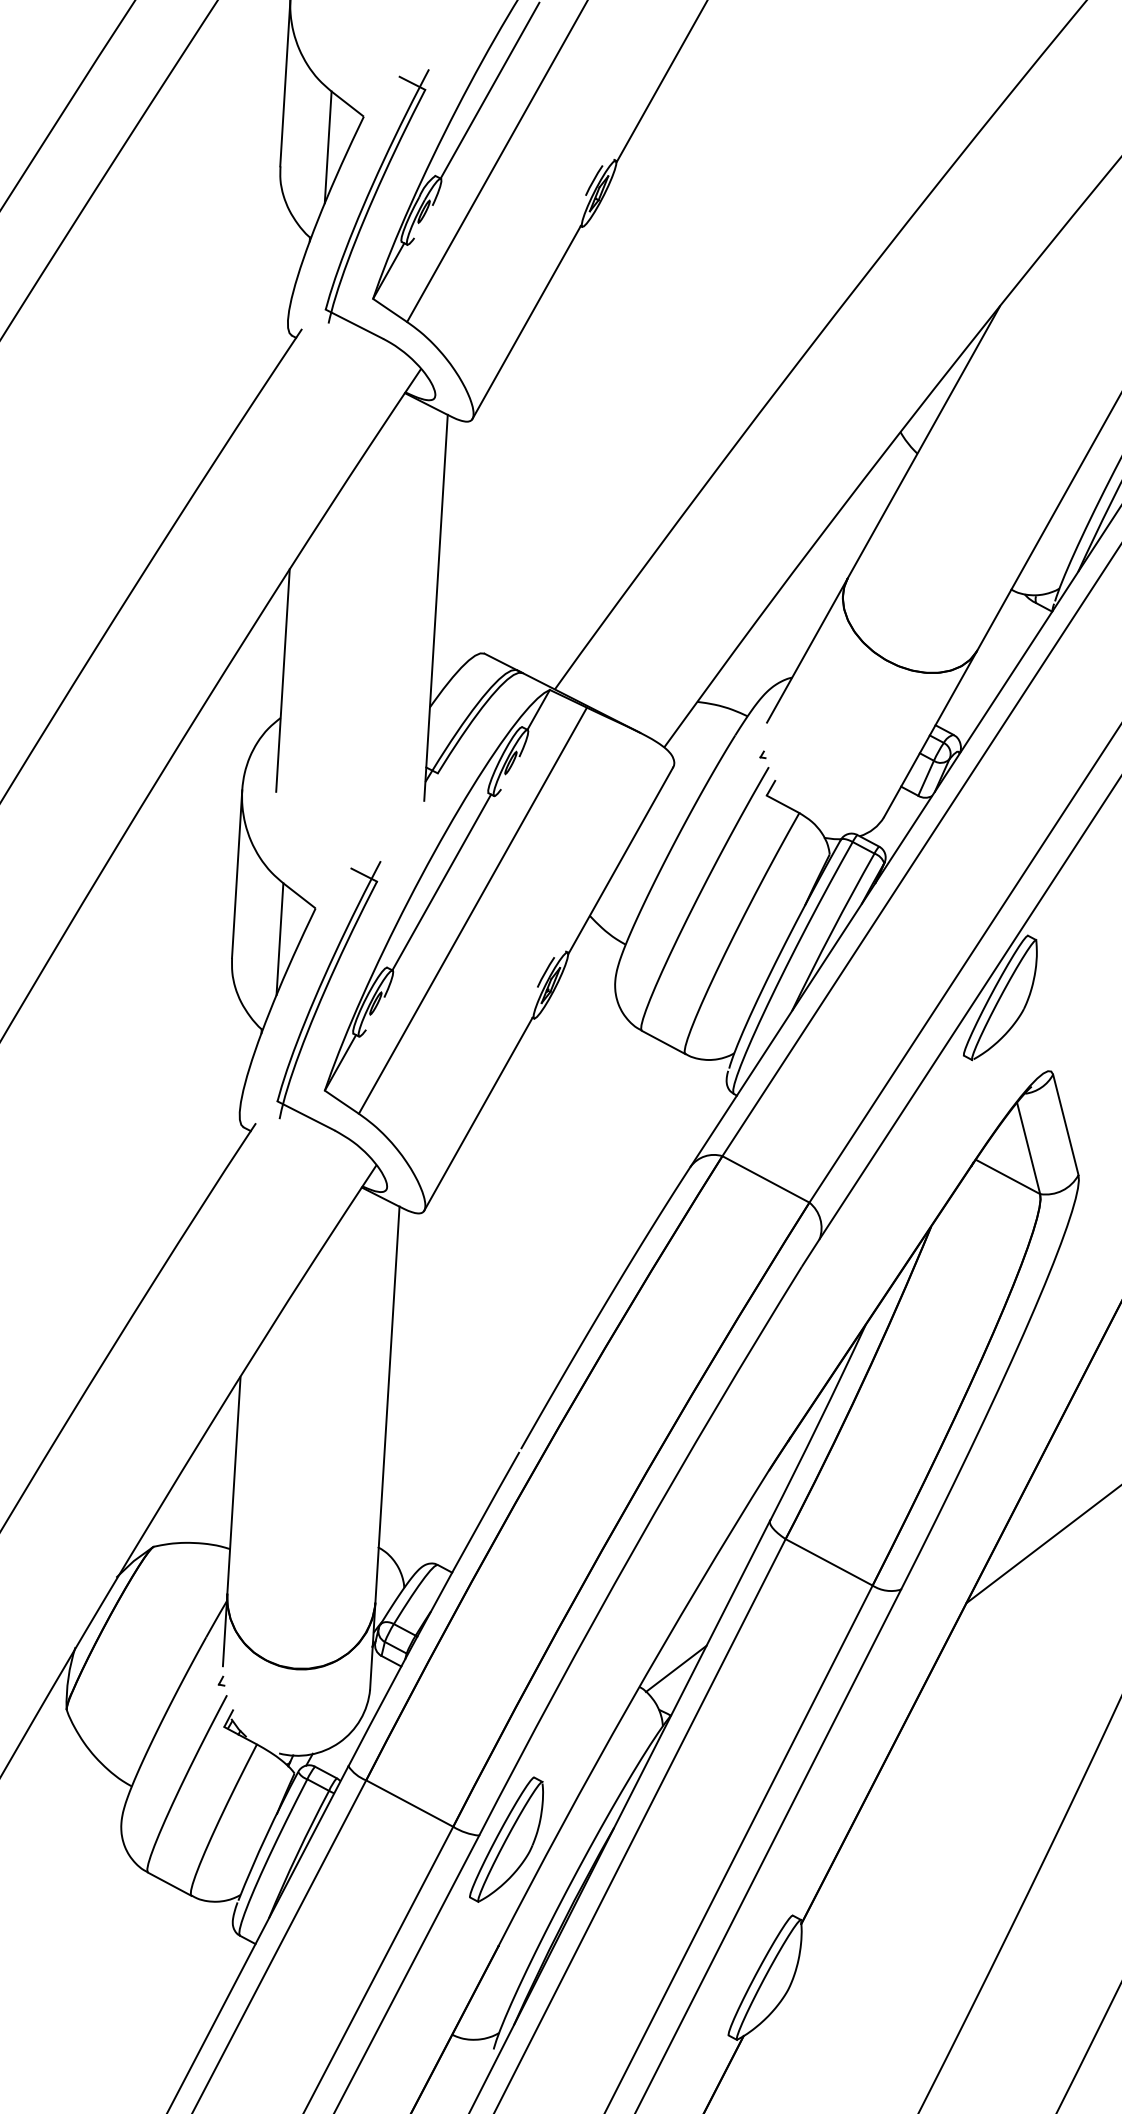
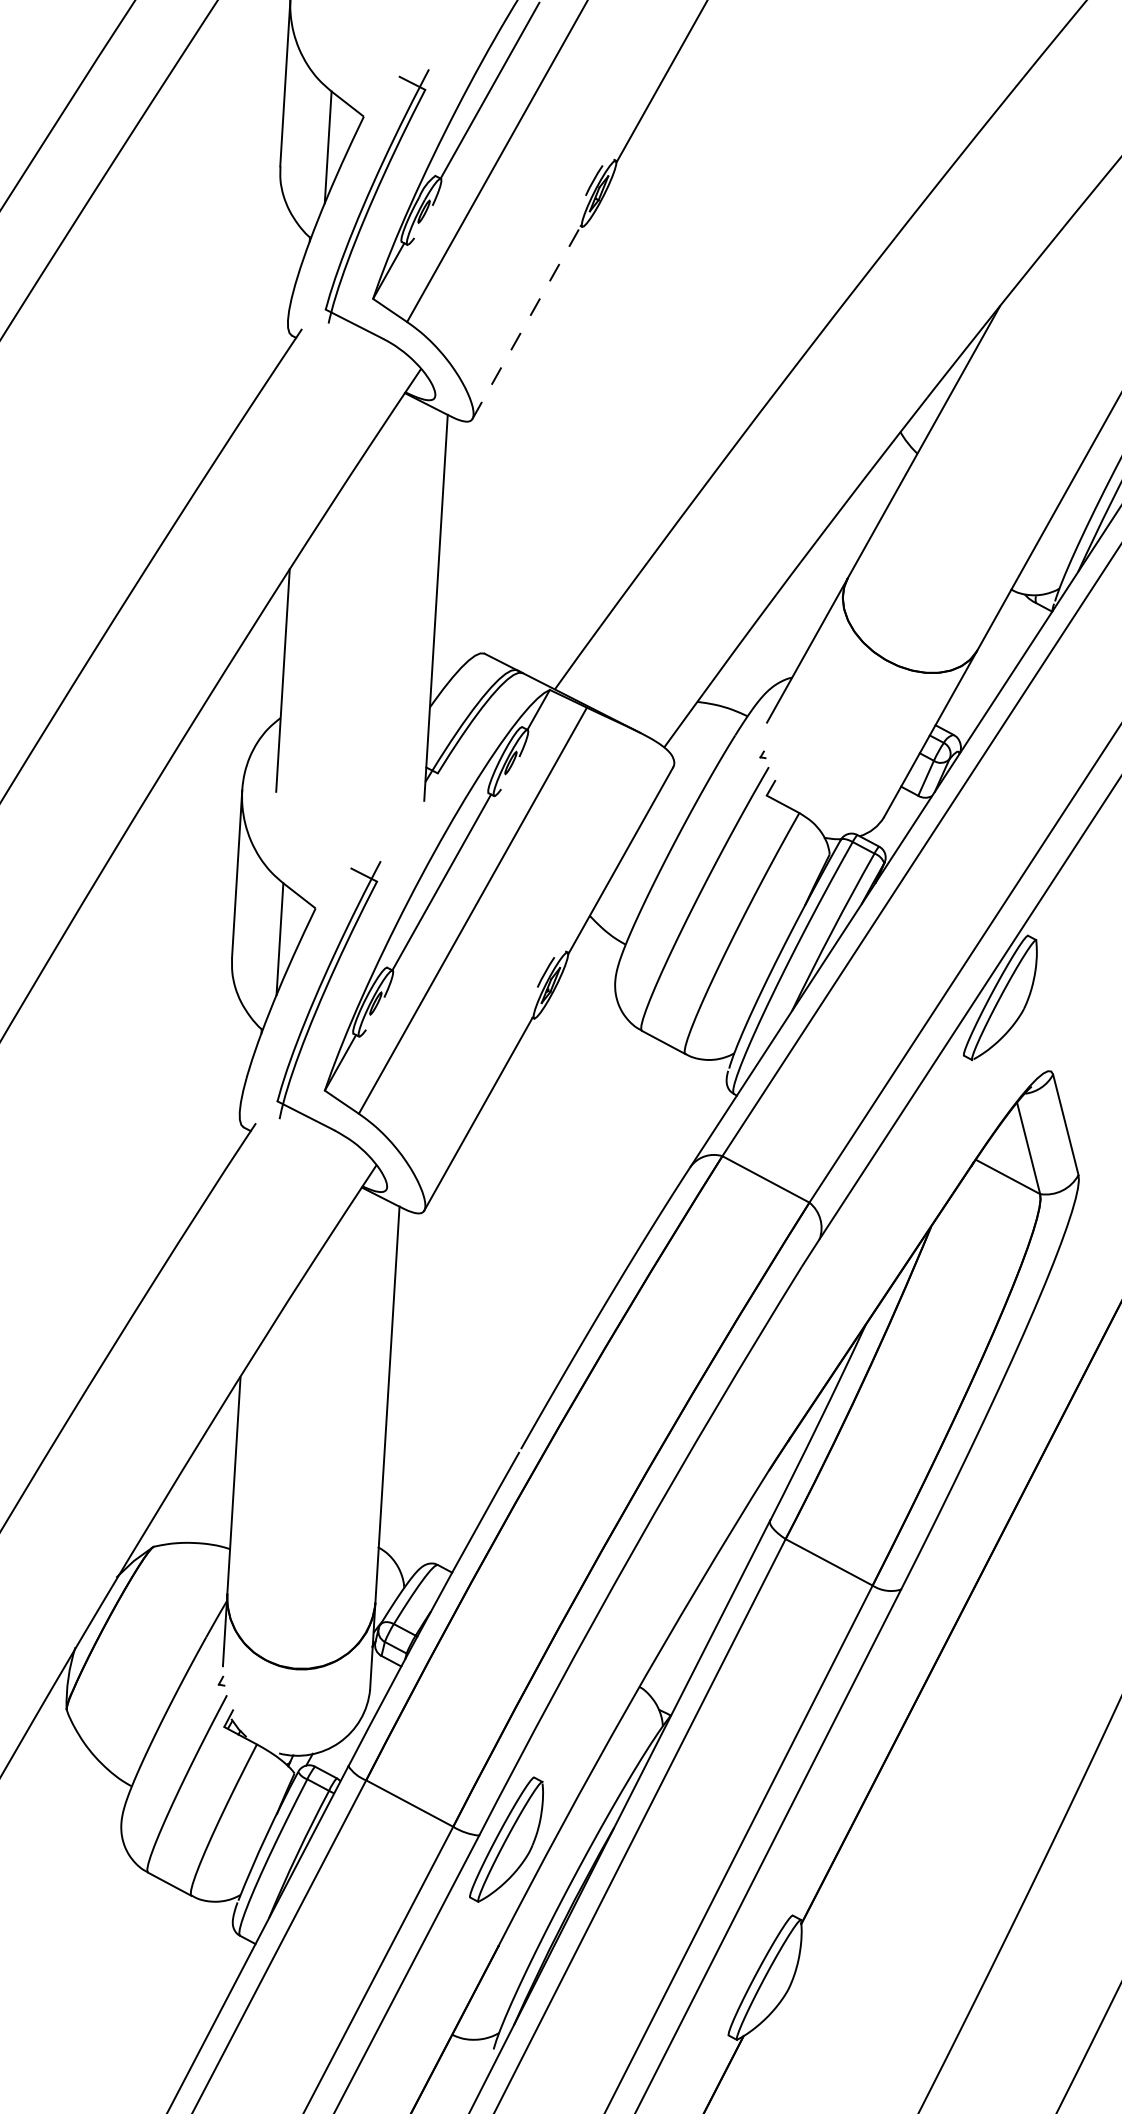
line: solid -> dashed (526, 322)
line: present -> none (1042, 1545)
line: present -> none (675, 1668)
